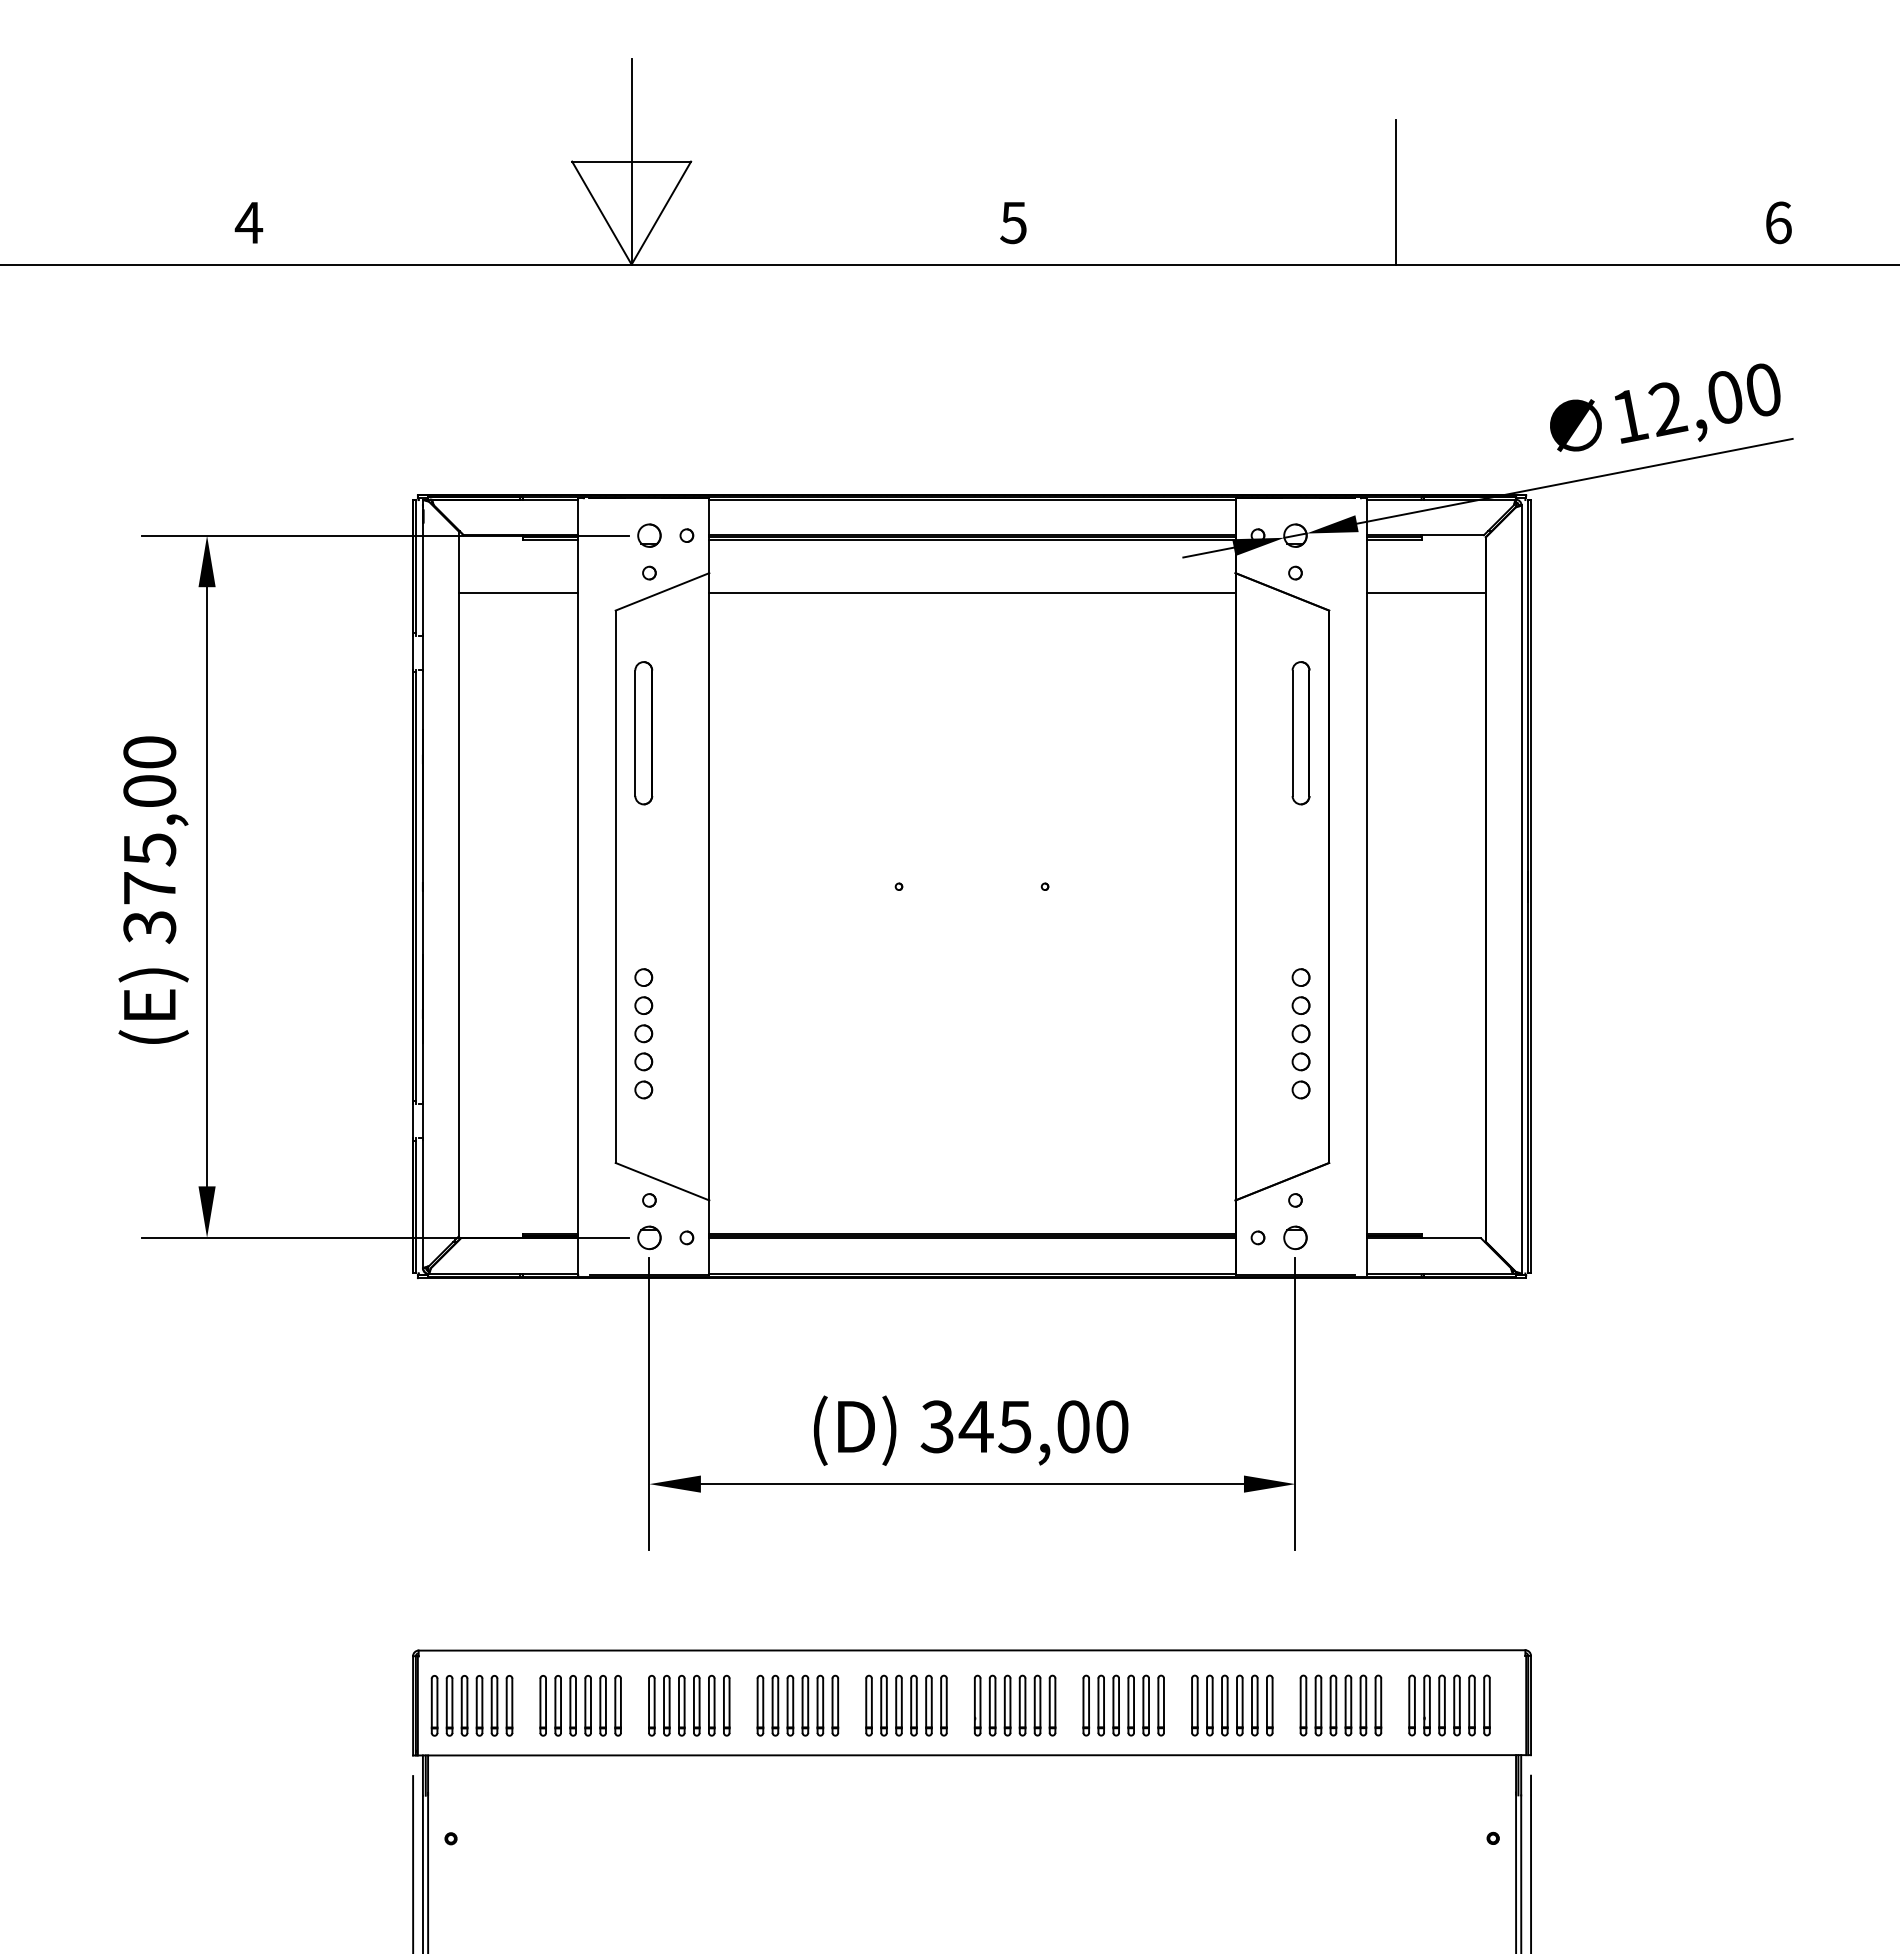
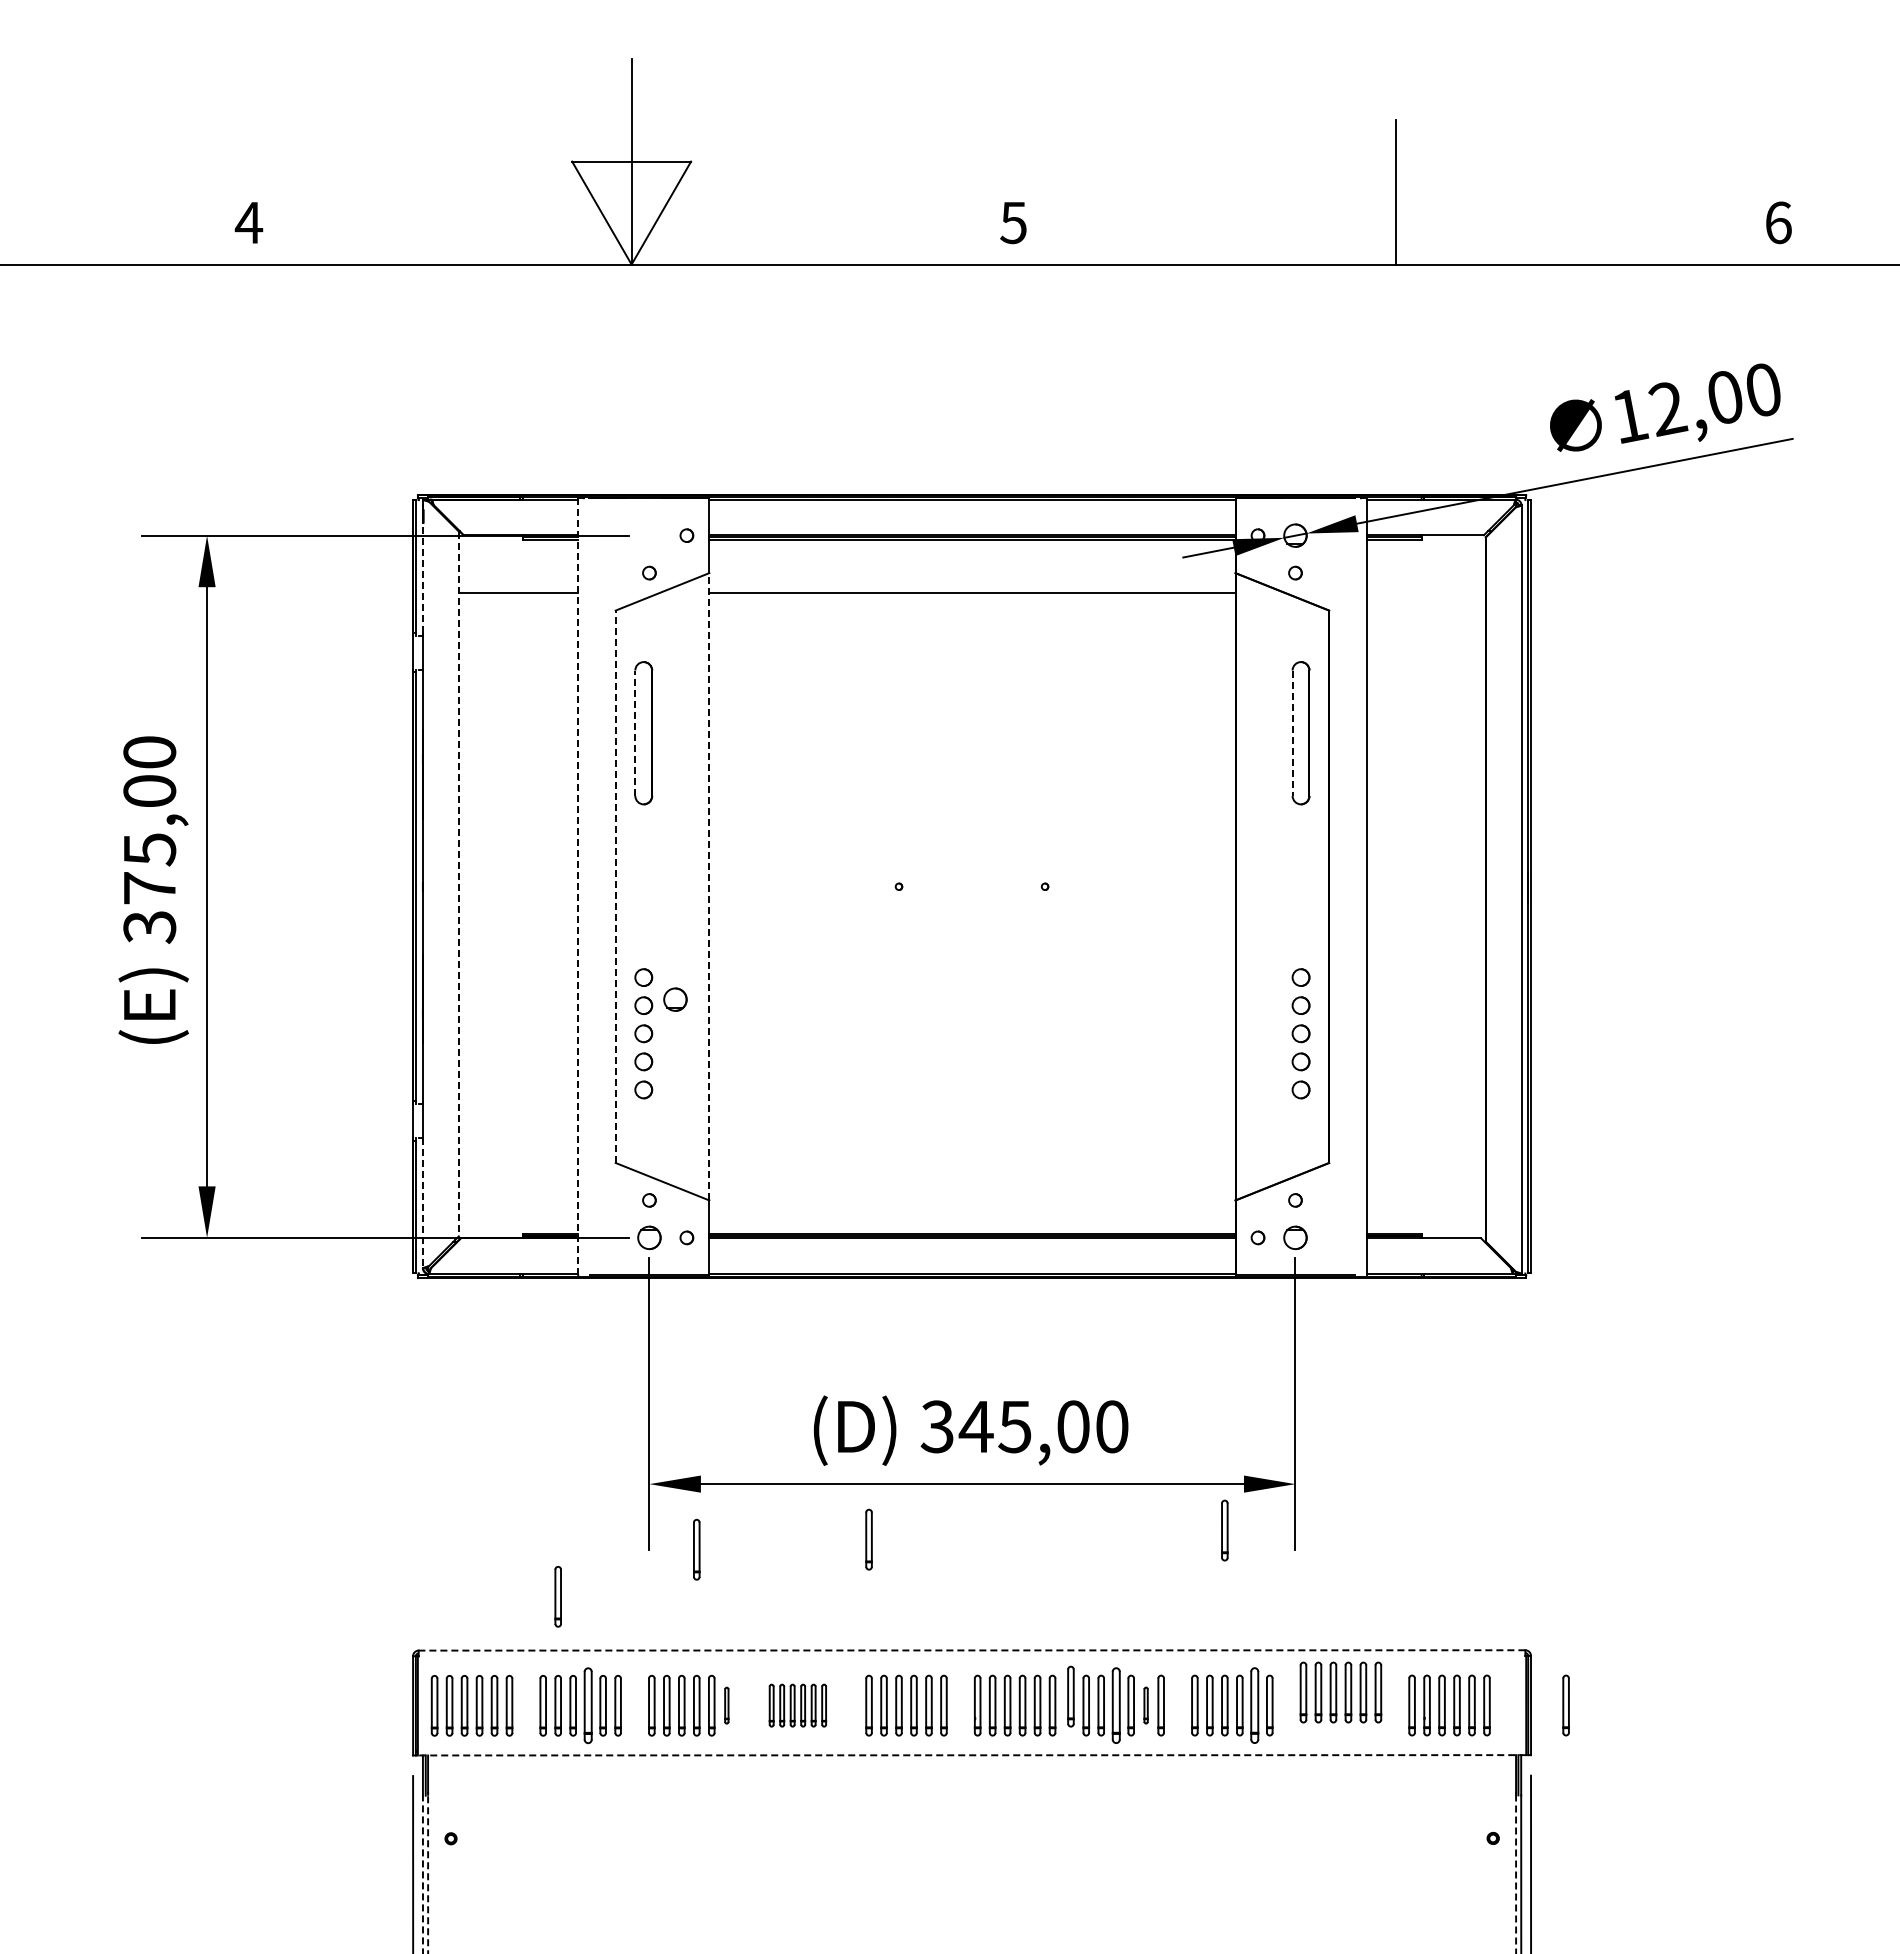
part position: (649, 535) -> (675, 999) (675, 999)
line: solid -> dashed (422, 571)
line: present -> none (1425, 593)
line: solid -> dashed (635, 733)
line: solid -> dashed (1292, 733)
line: solid -> dashed (458, 884)
line: solid -> dashed (578, 886)
line: solid -> dashed (615, 886)
line: solid -> dashed (709, 886)
line: solid -> dashed (422, 1203)
part: none -> present (1224, 1530)
part: none -> present (868, 1539)
part: none -> present (696, 1549)
part: none -> present (557, 1596)
line: solid -> dashed (971, 1650)
part: none -> present (1070, 1696)
part size: 8x62 px -> 10x78 px (587, 1705)
part size: 8x63 px -> 6x39 px (726, 1705)
part size: 84x63 px -> 60x45 px (797, 1705)
part size: 8x63 px -> 10x77 px (1115, 1705)
part size: 8x63 px -> 6x39 px (1145, 1705)
part size: 8x63 px -> 10x77 px (1254, 1705)
part position: (1340, 1705) -> (1340, 1692) (1340, 1692)
part: none -> present (1565, 1705)
line: solid -> dashed (971, 1755)
line: solid -> dashed (428, 1873)
line: solid -> dashed (422, 1874)
line: solid -> dashed (1516, 1874)
